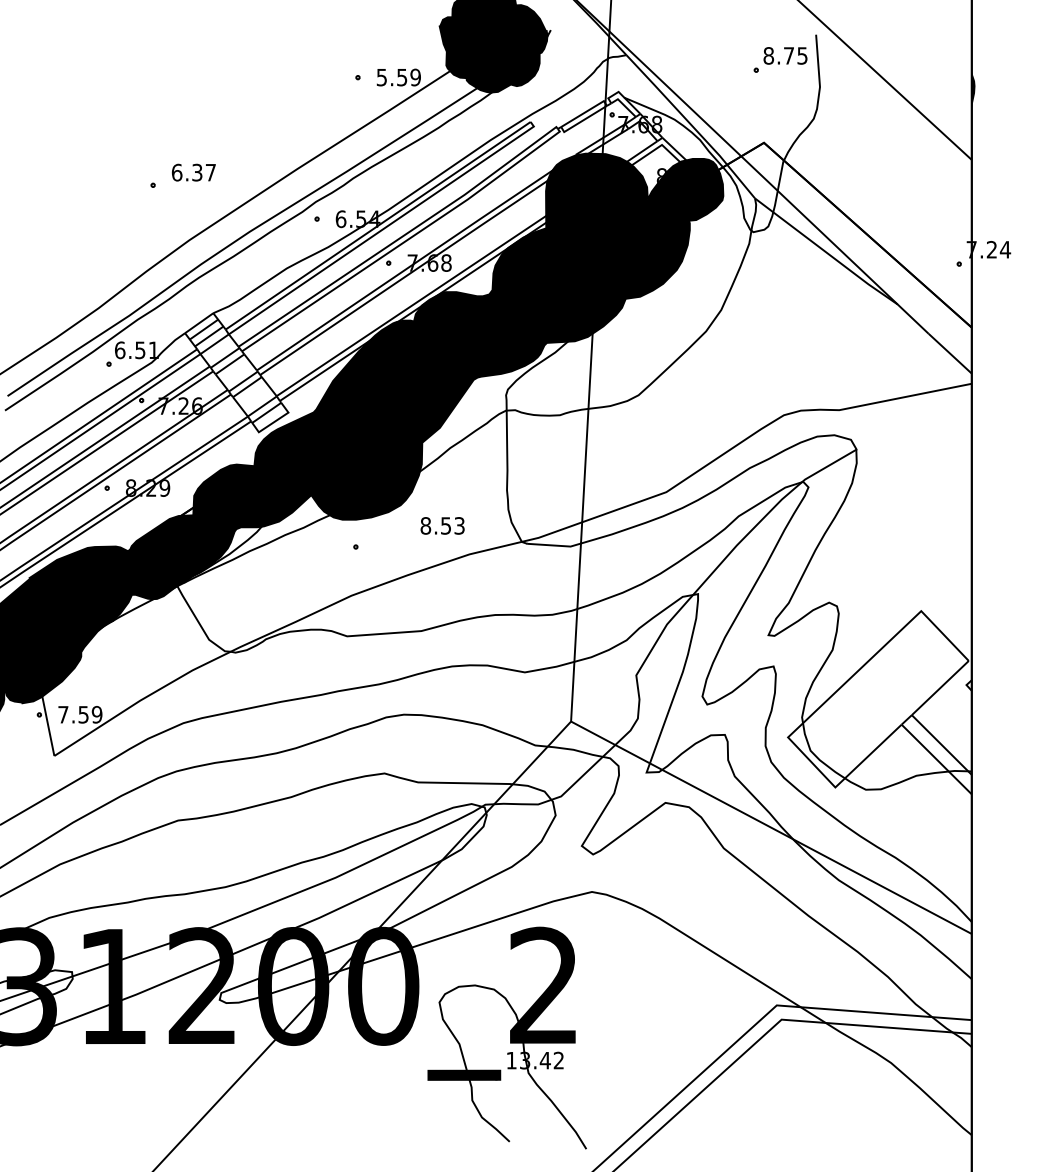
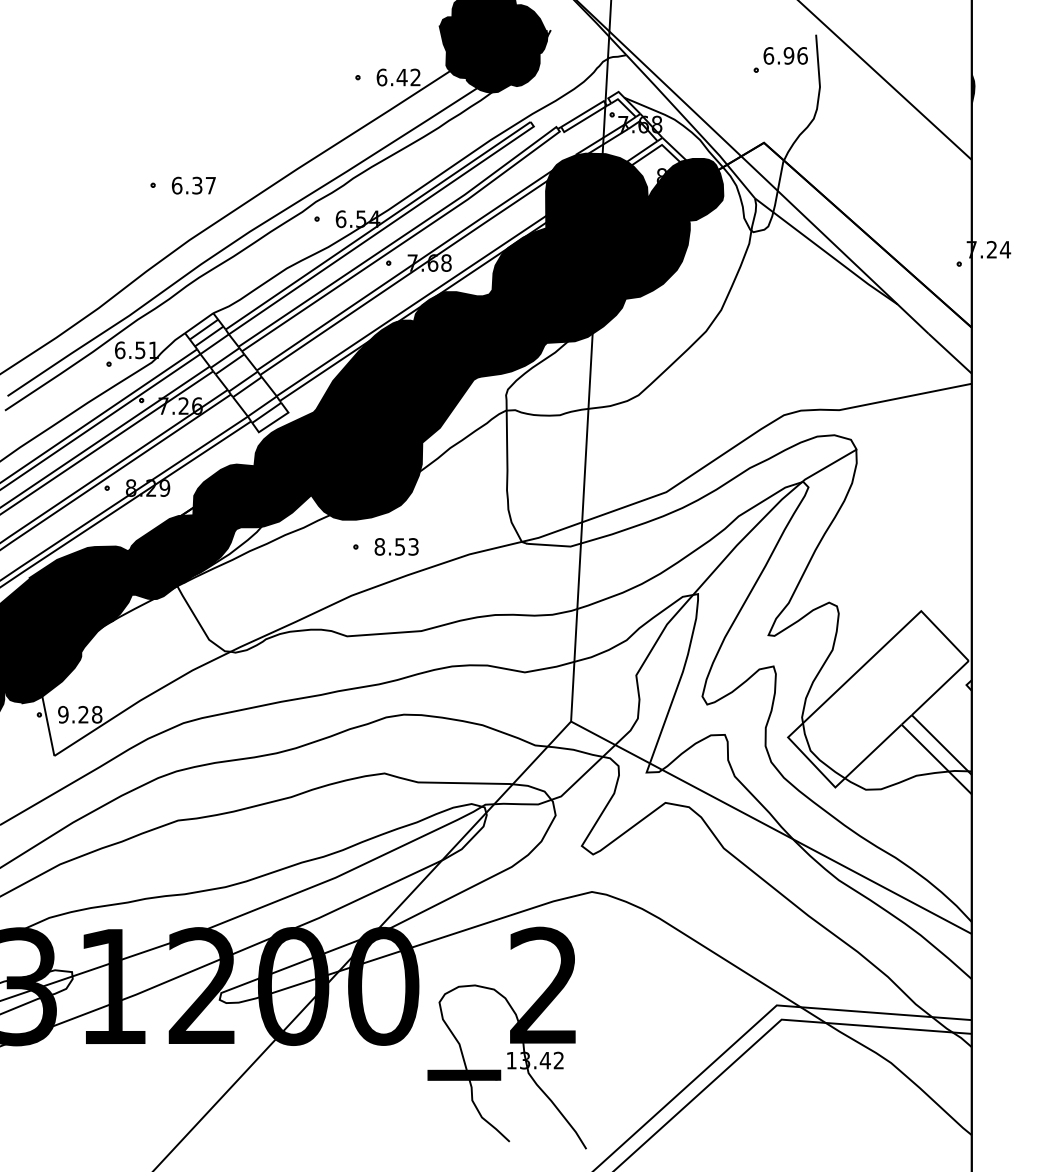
text: 8.75 -> 6.96 (785, 55)
text: 5.59 -> 6.42 (398, 77)
text position: (193, 172) -> (193, 185) (193, 185)
text position: (442, 525) -> (396, 546) (396, 546)
text: 7.59 -> 9.28 (80, 714)
